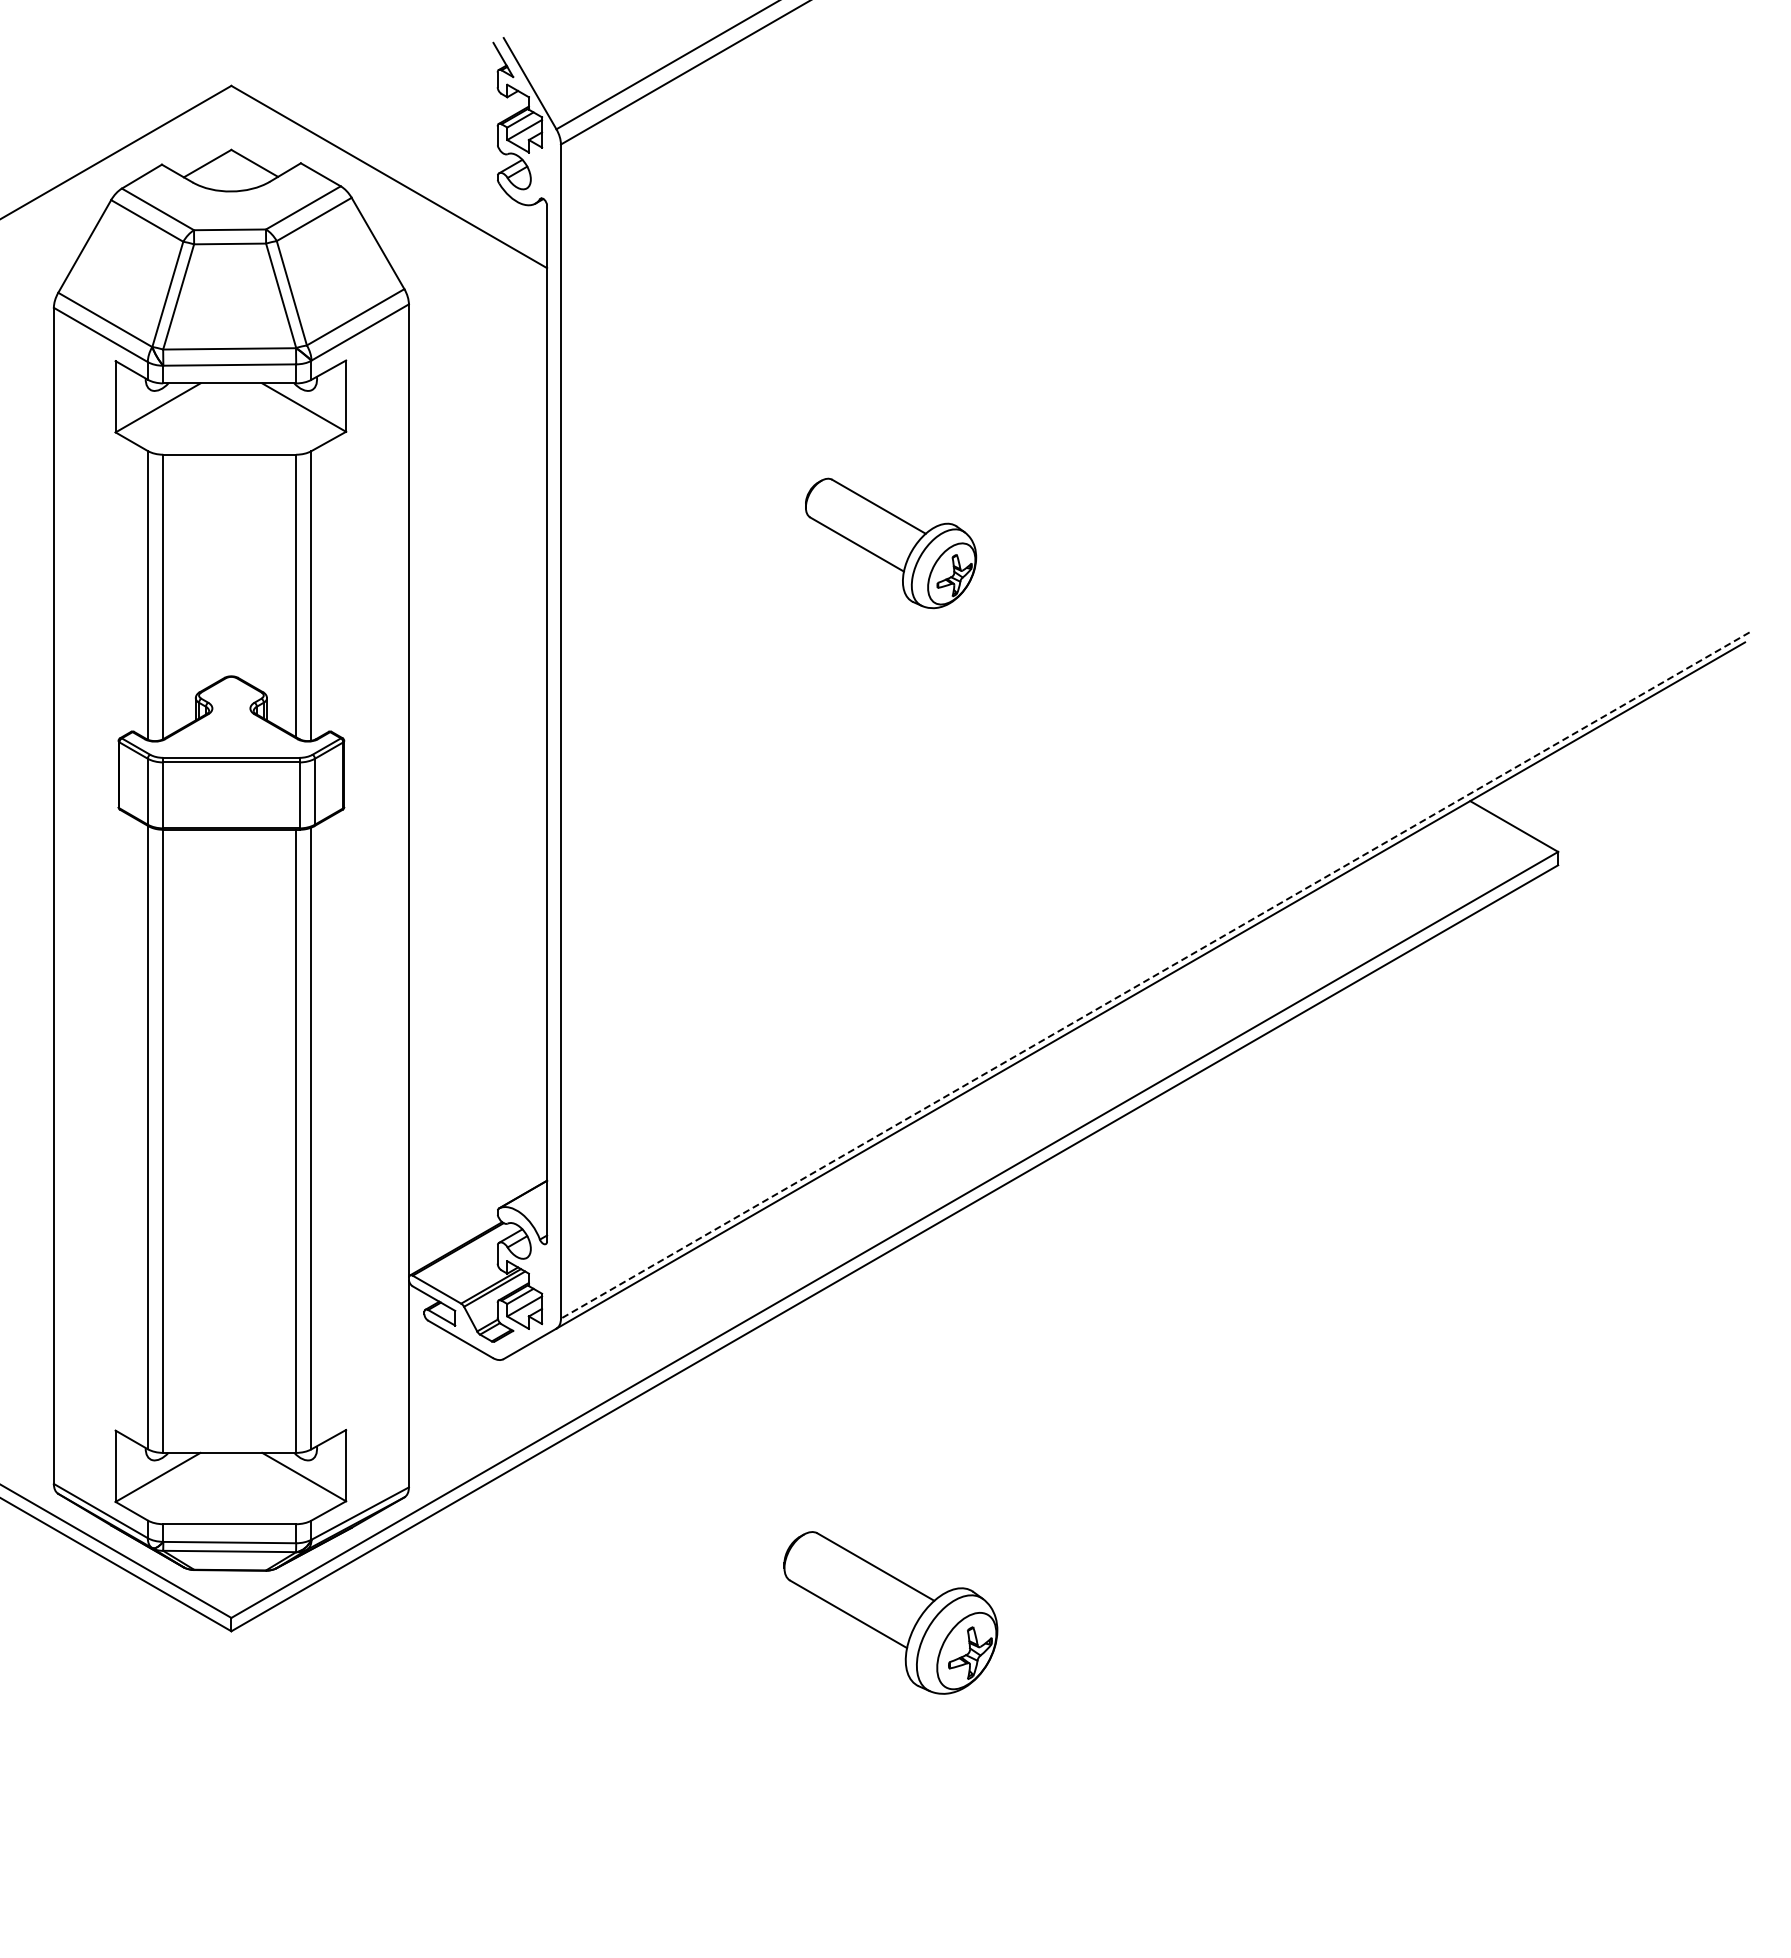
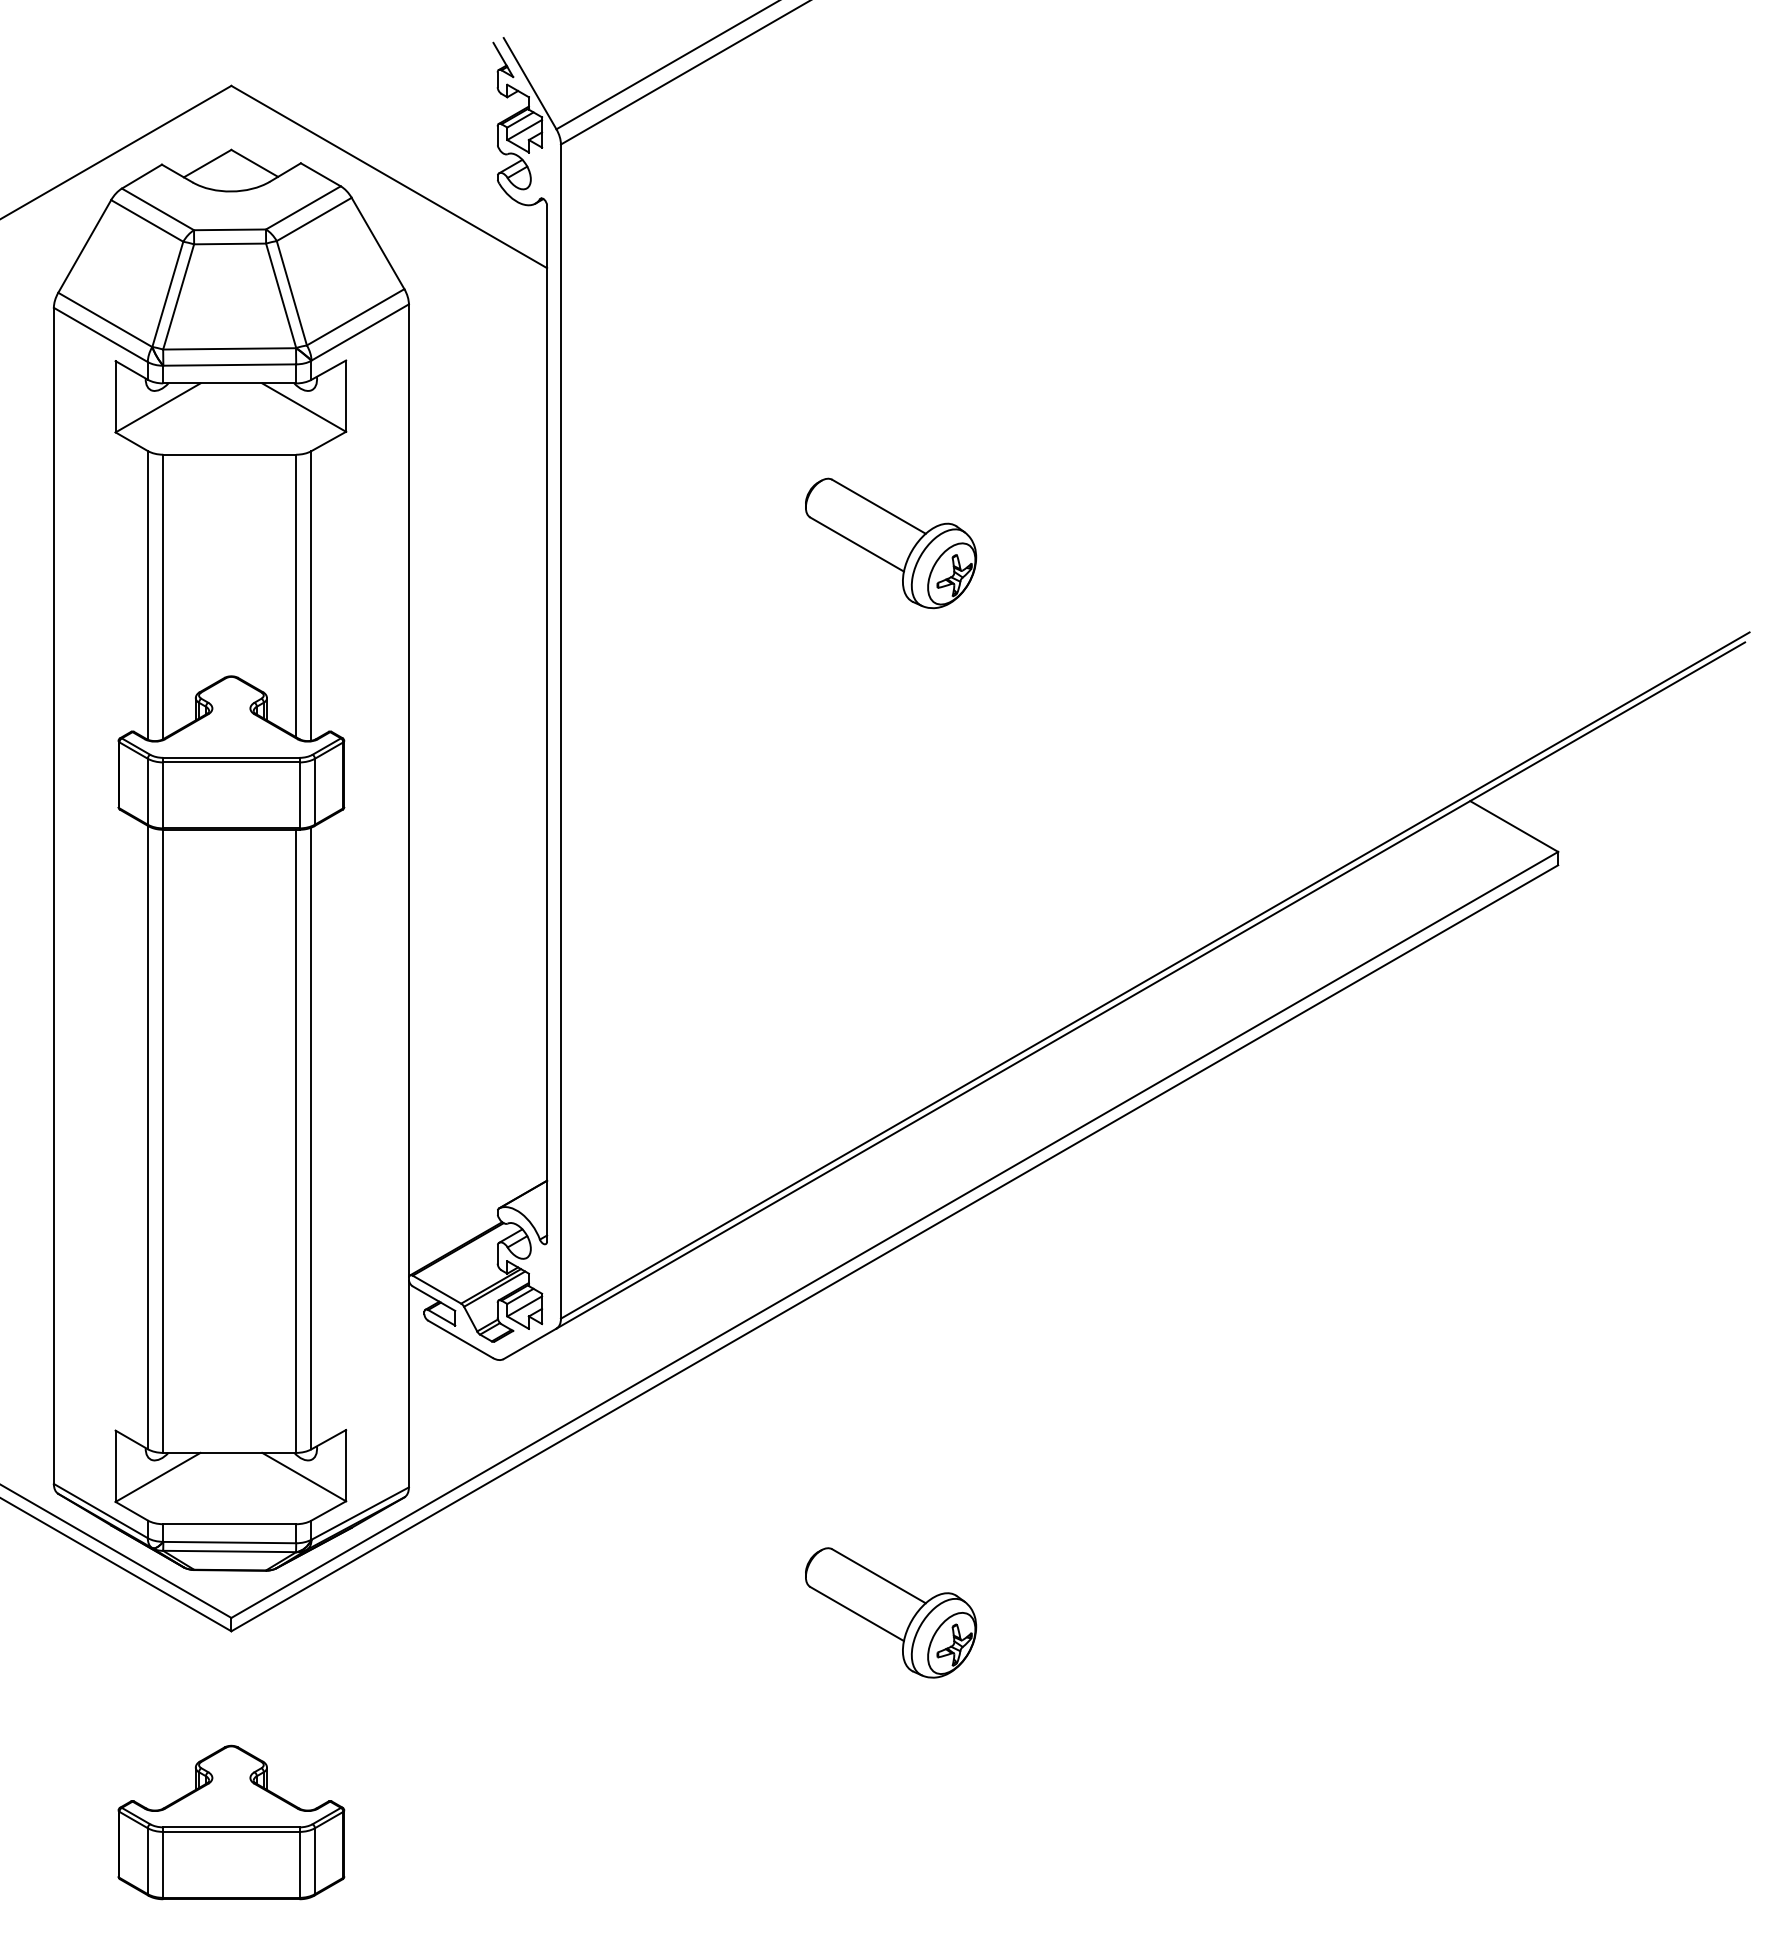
line: dashed -> solid (1154, 975)
part size: 216x164 px -> 173x132 px (891, 1612)
part: none -> present (231, 1822)
